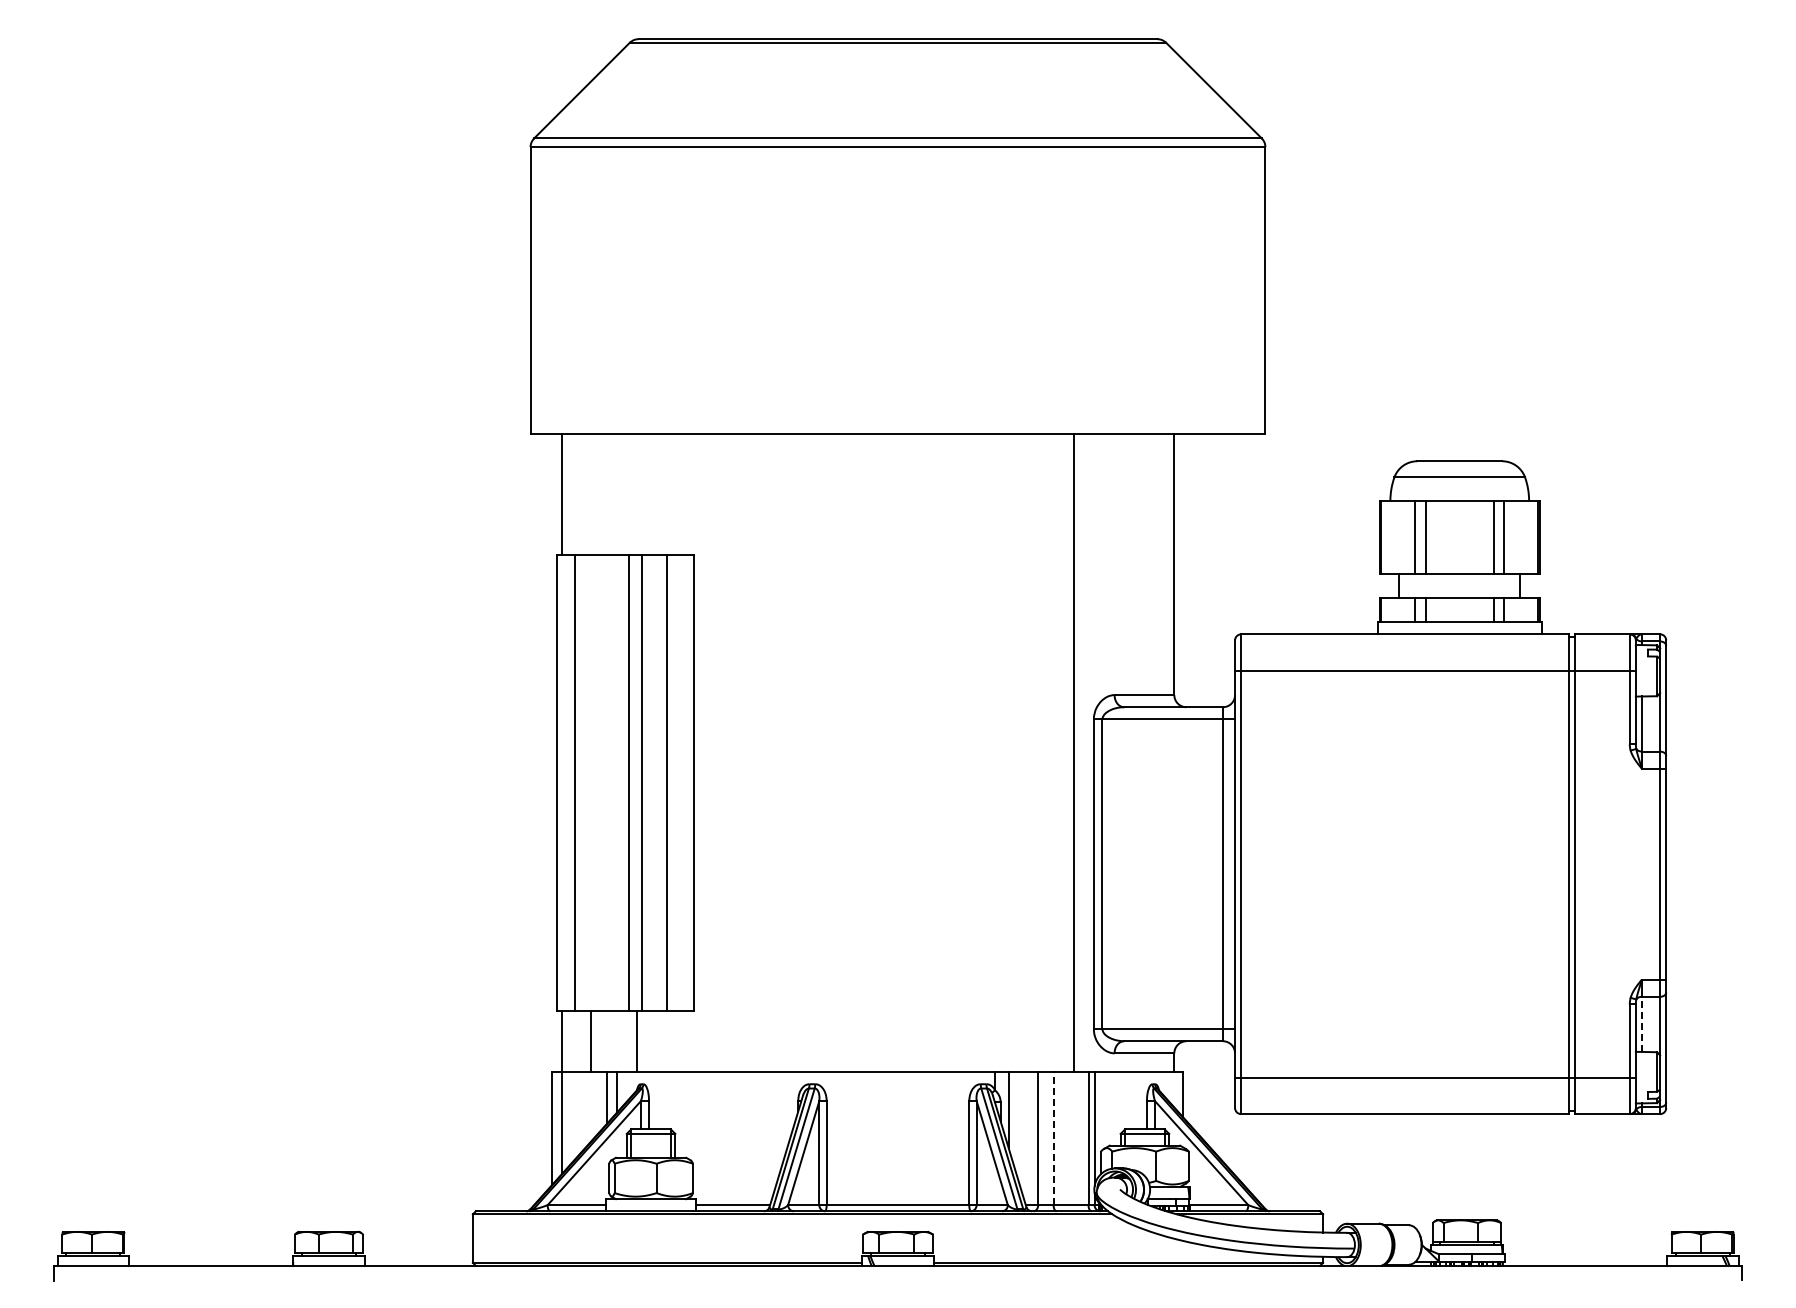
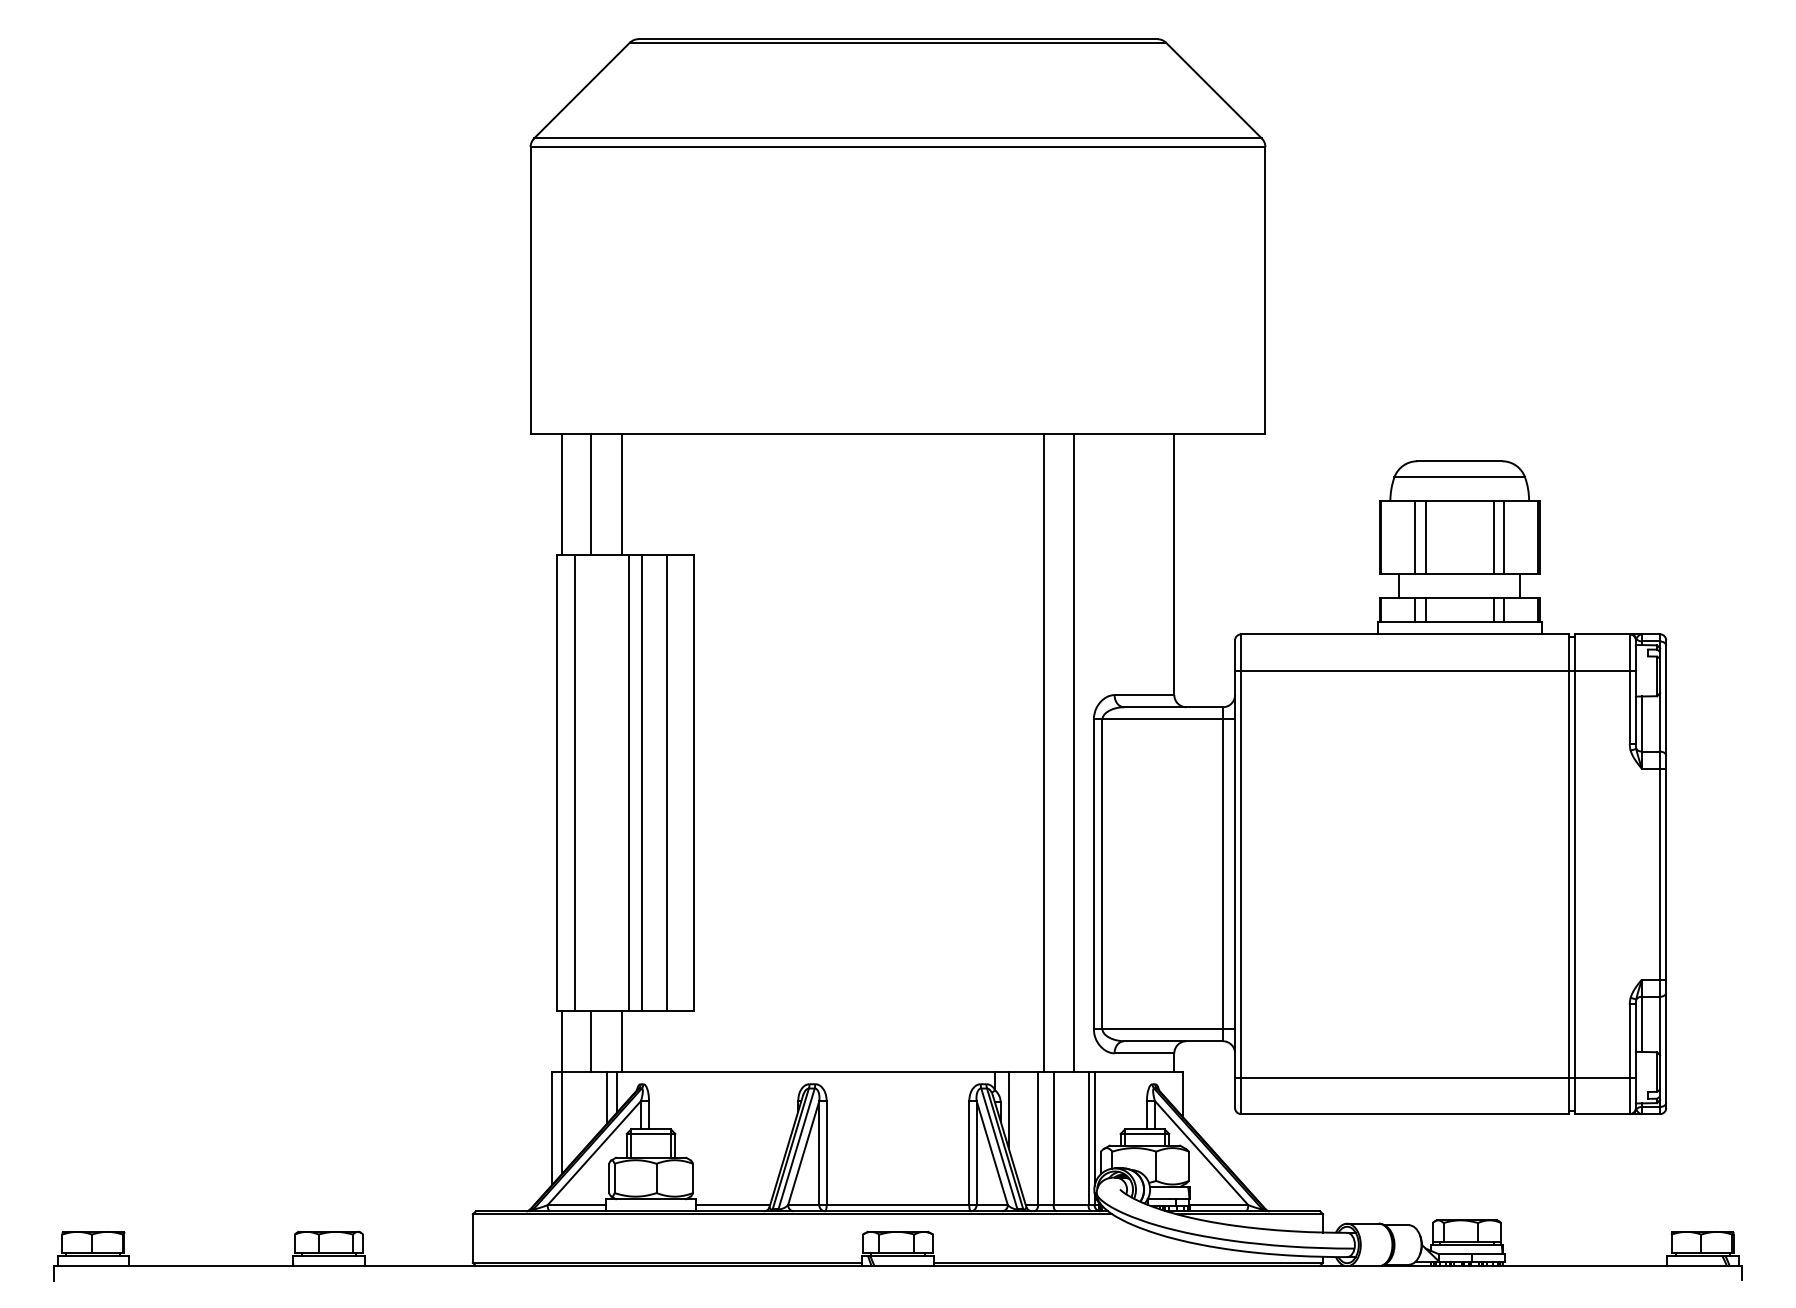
line: none -> present (590, 494)
line: none -> present (621, 494)
line: none -> present (1044, 752)
line: dashed -> solid (1641, 1024)
line position: (636, 1040) -> (621, 1040) (621, 1040)
line: dashed -> solid (1053, 1138)
